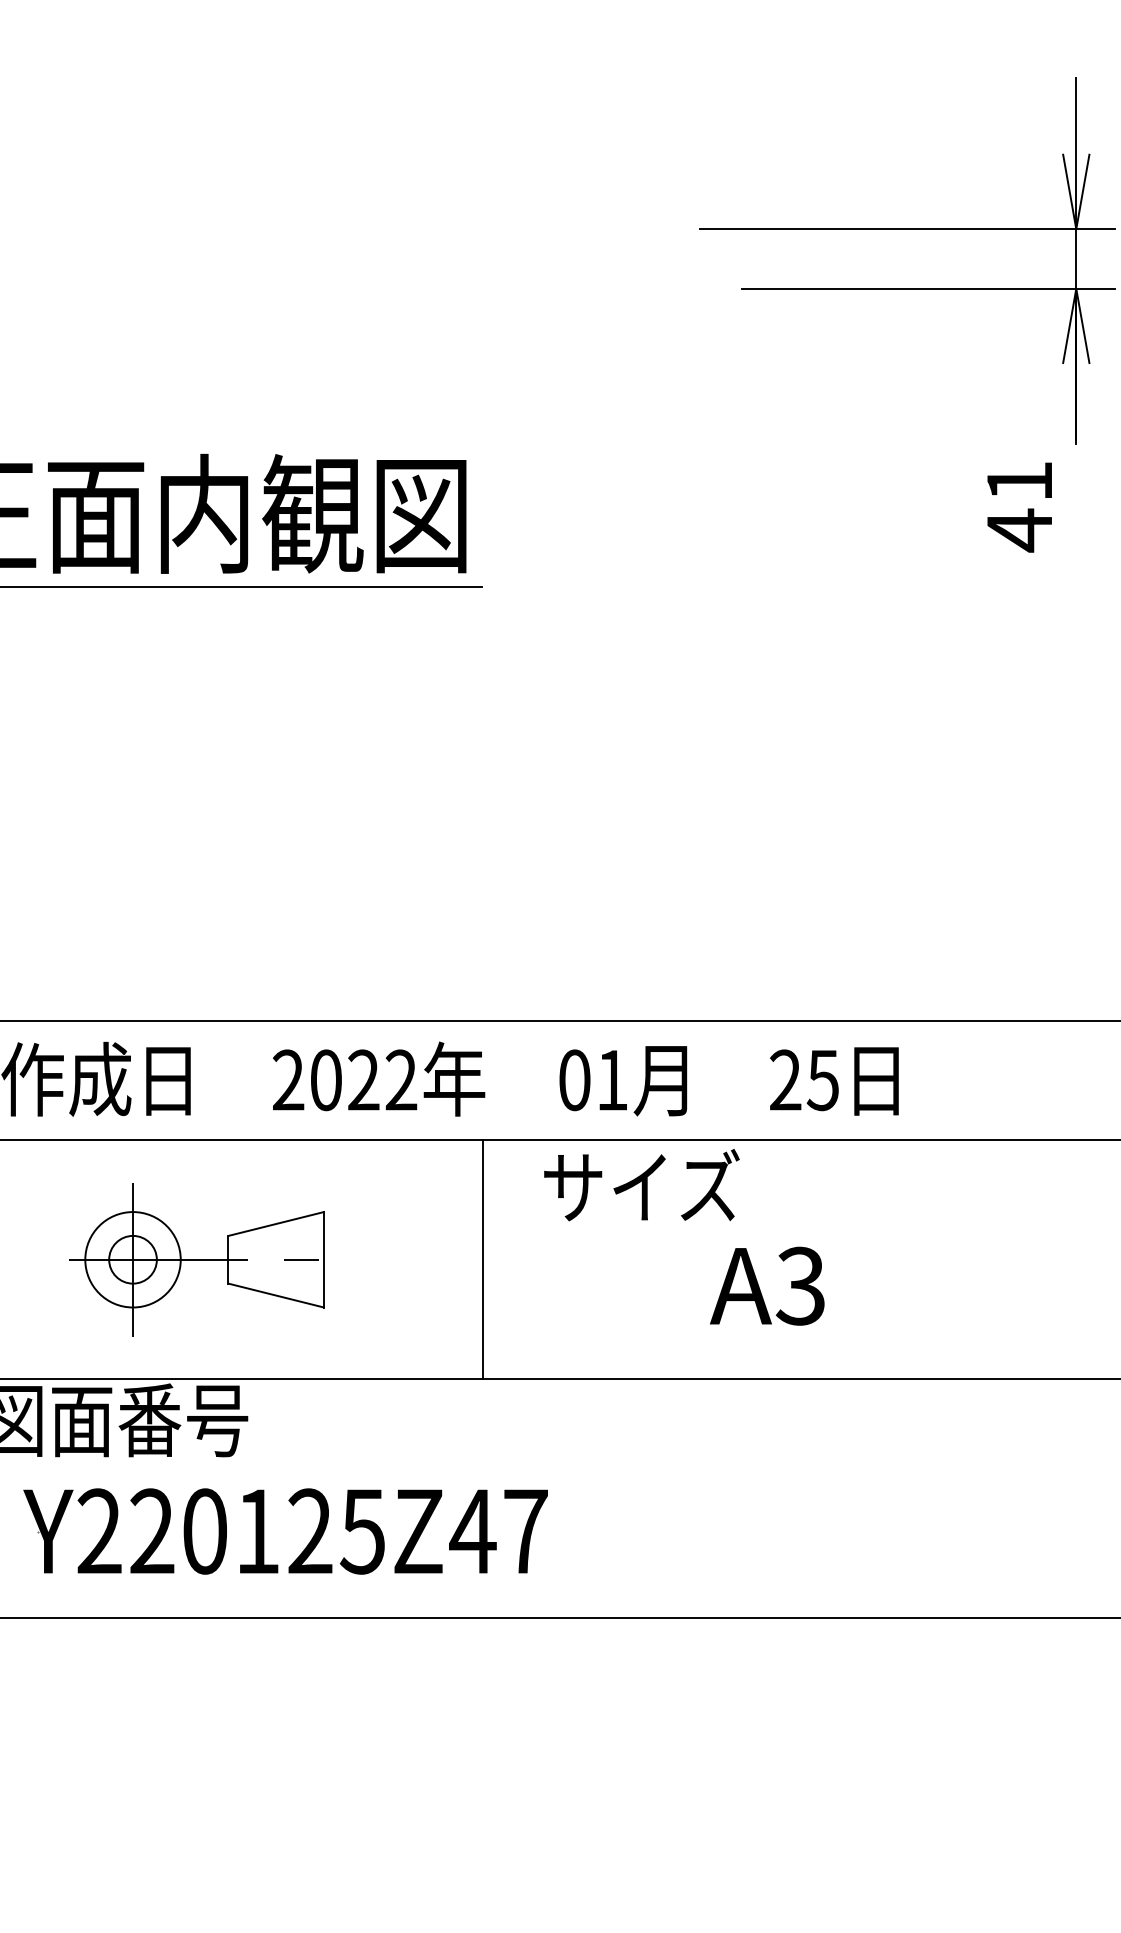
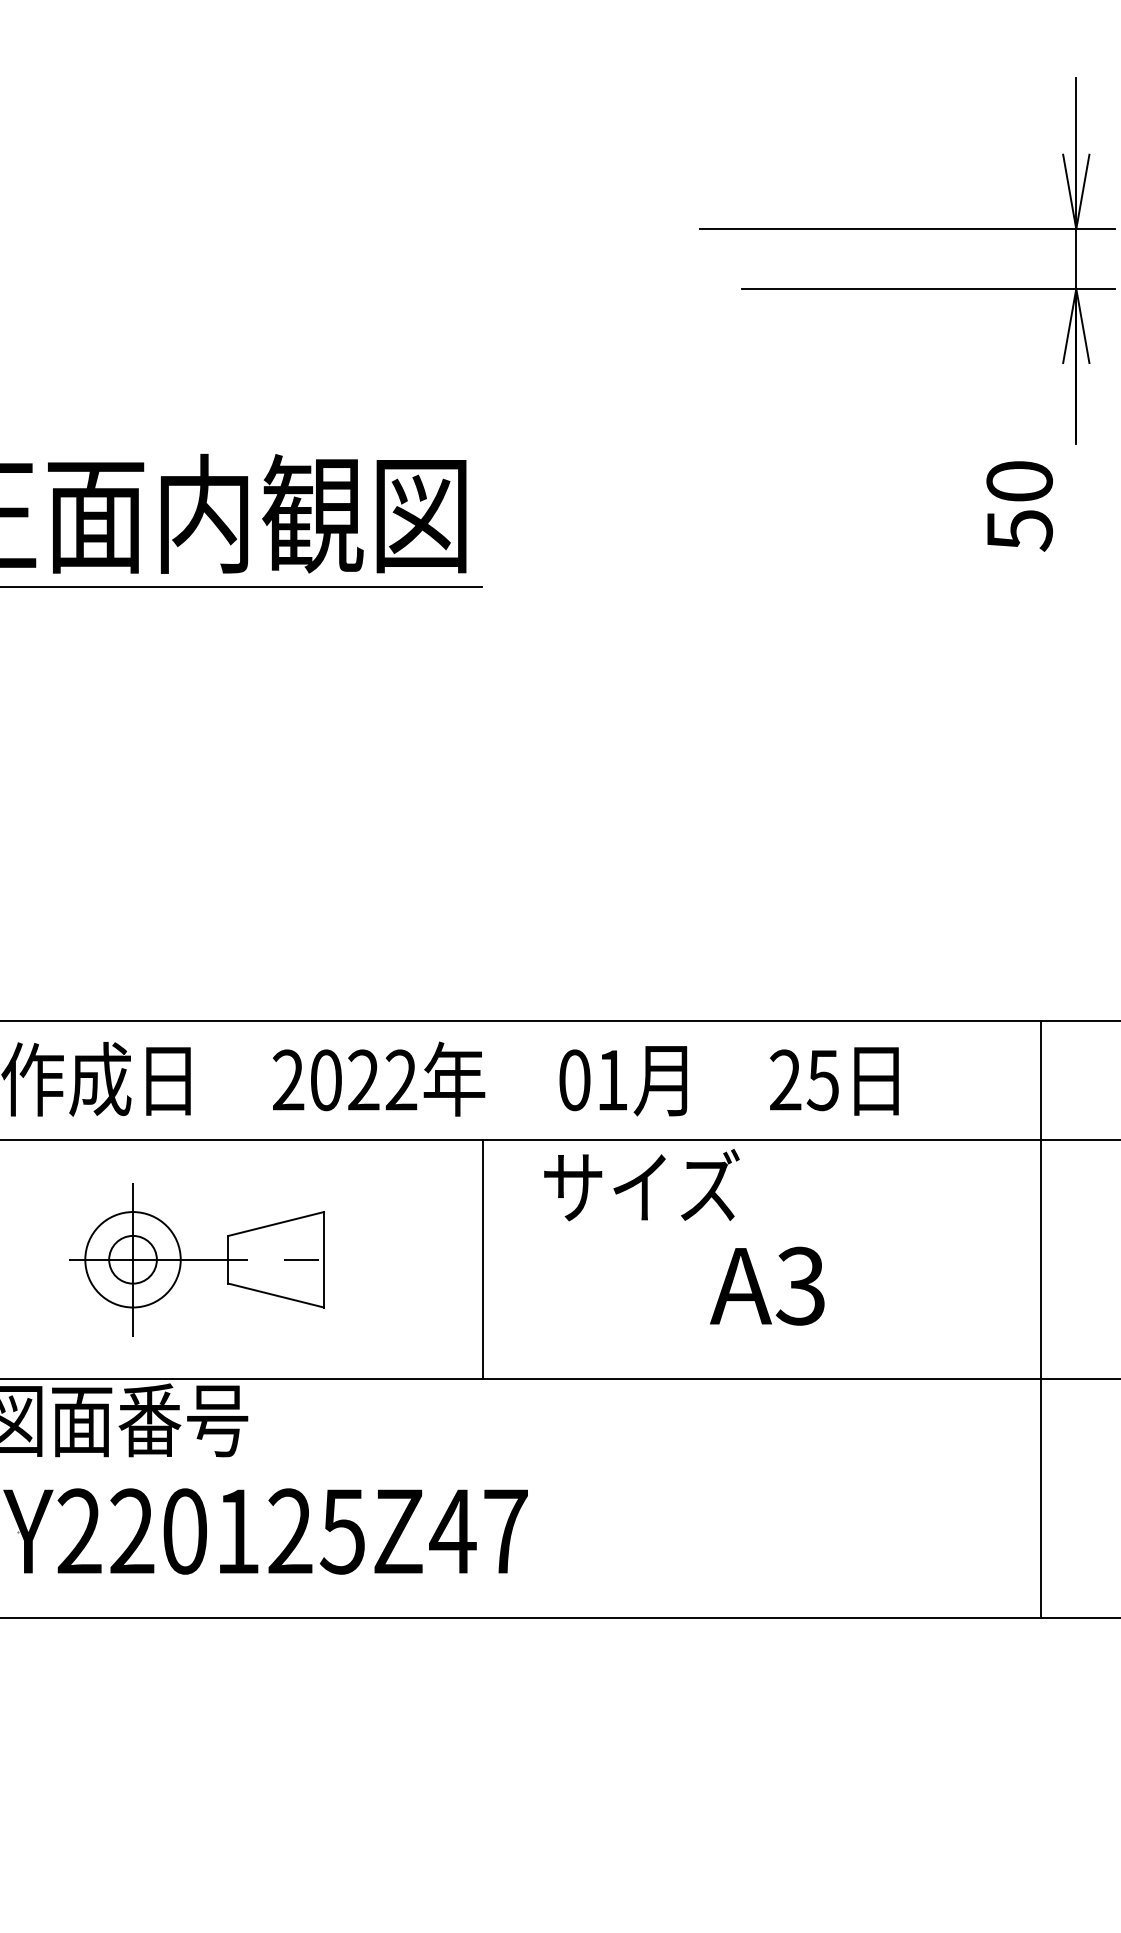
text: 41 -> 50 (1019, 506)
line: none -> present (1040, 1319)
part position: (264, 1531) -> (244, 1531) (244, 1531)
